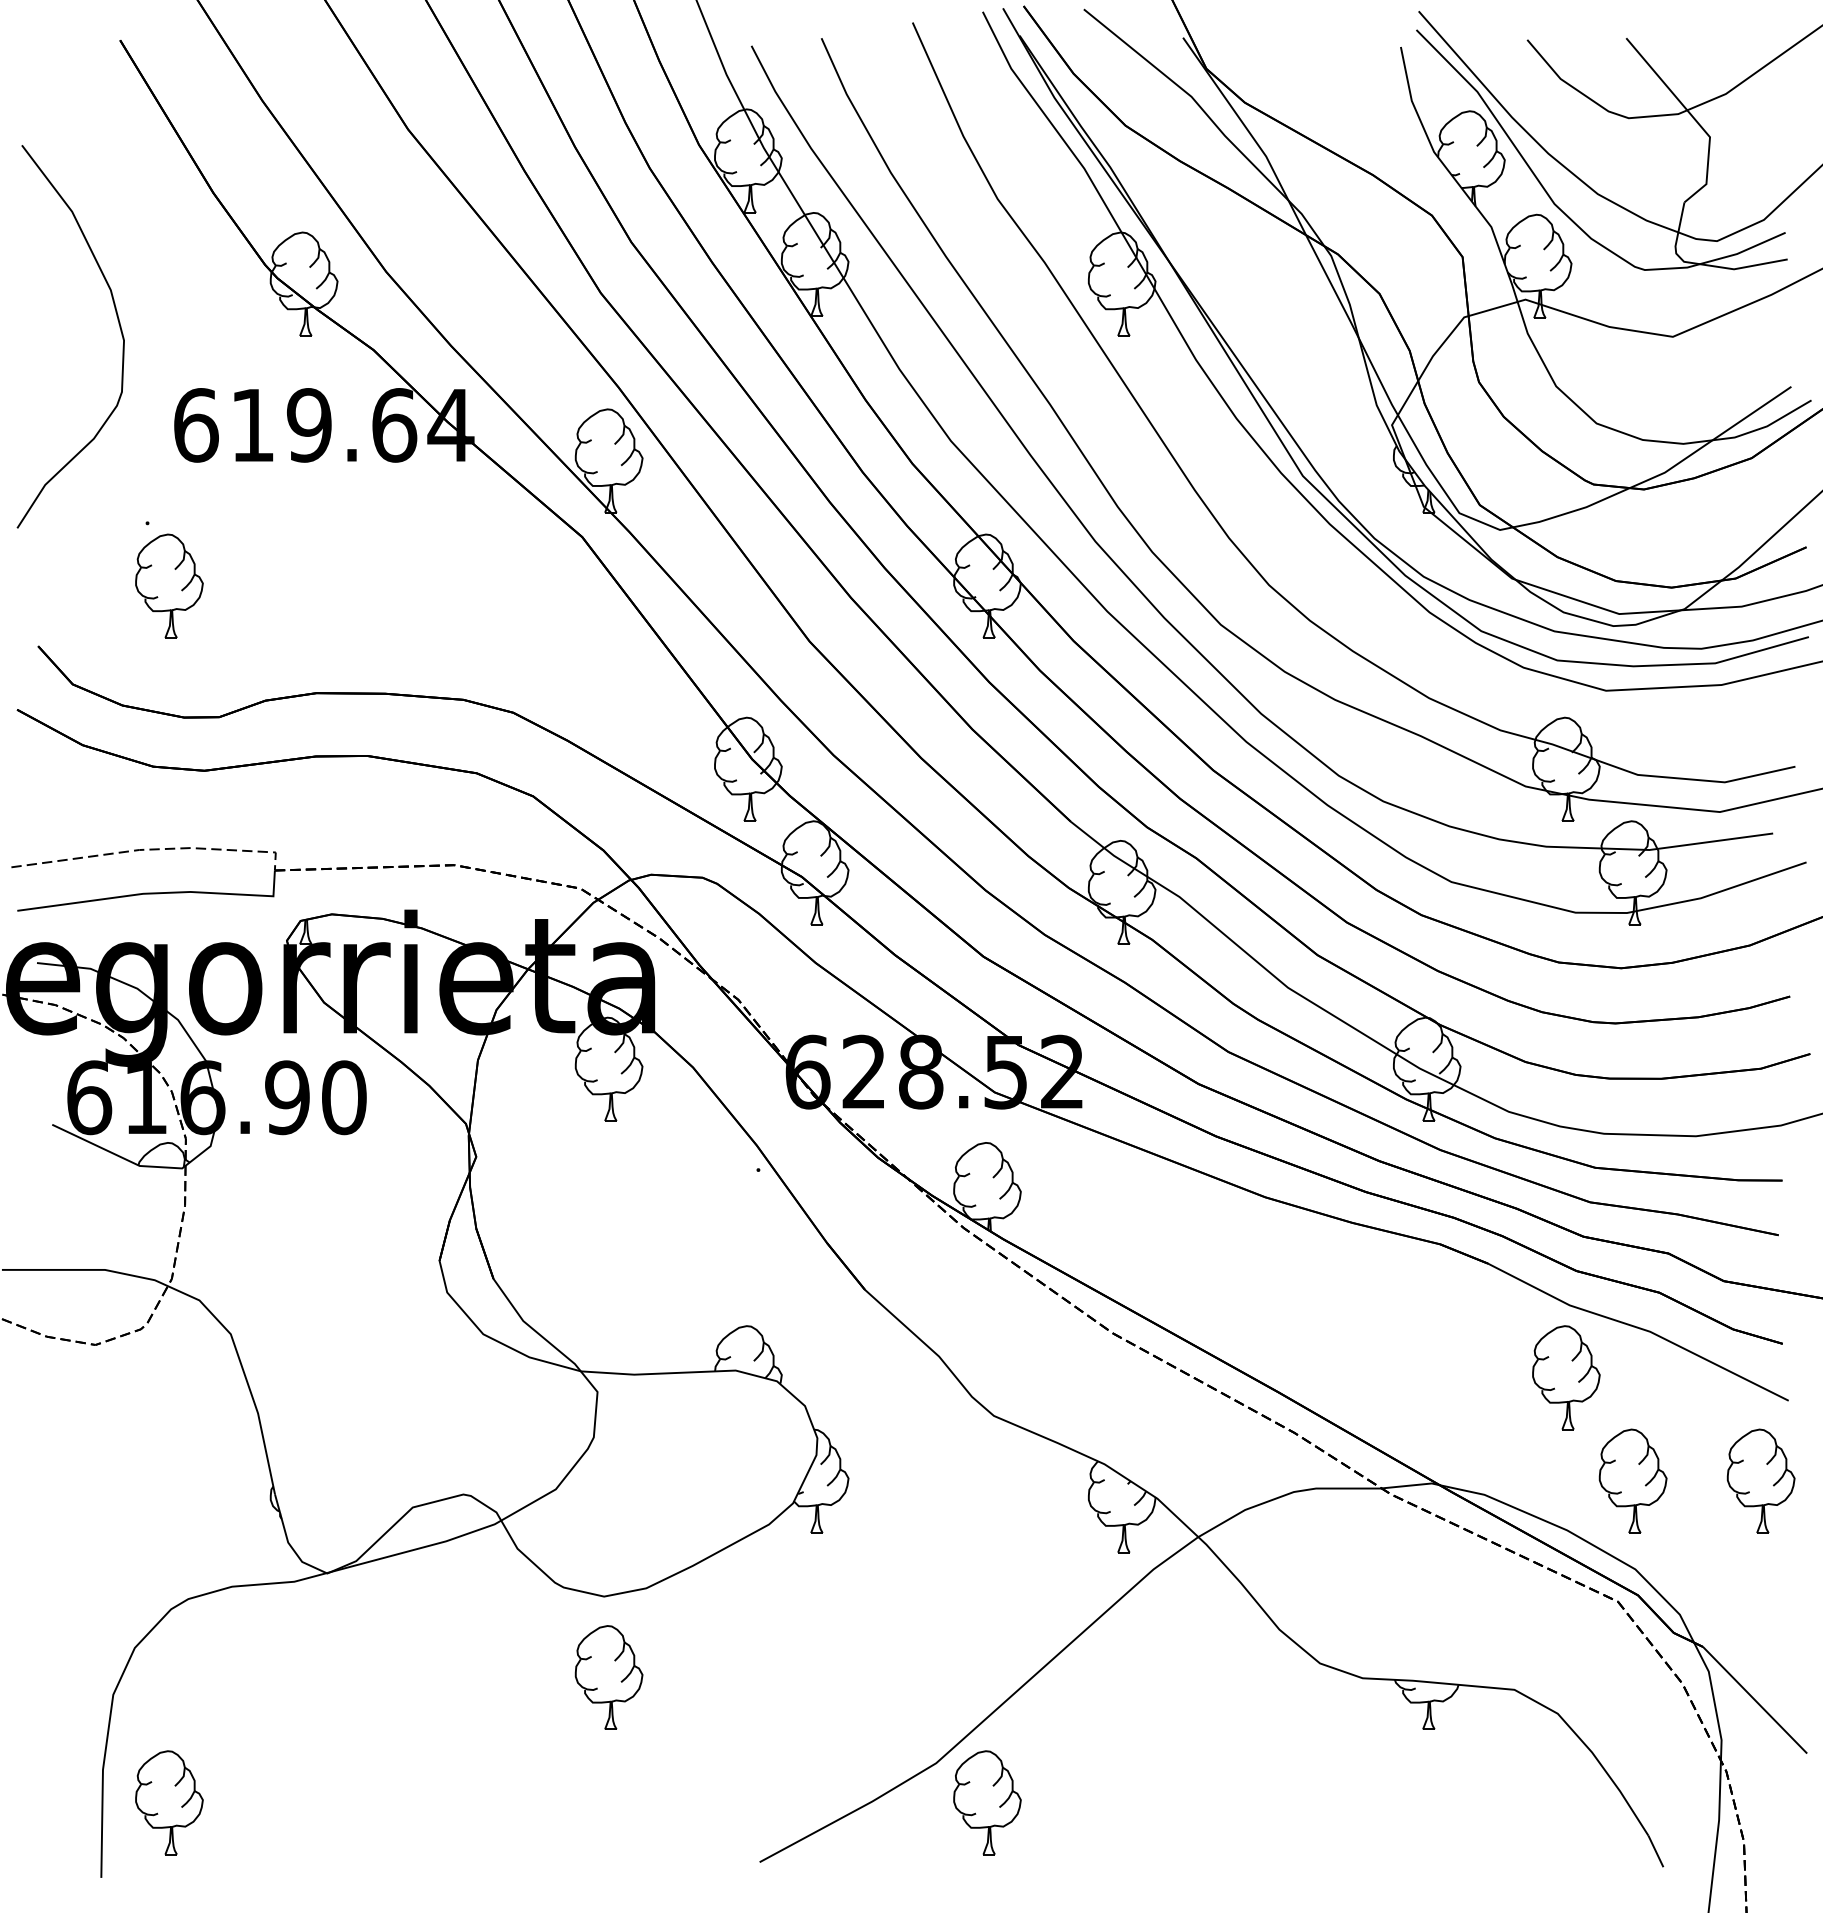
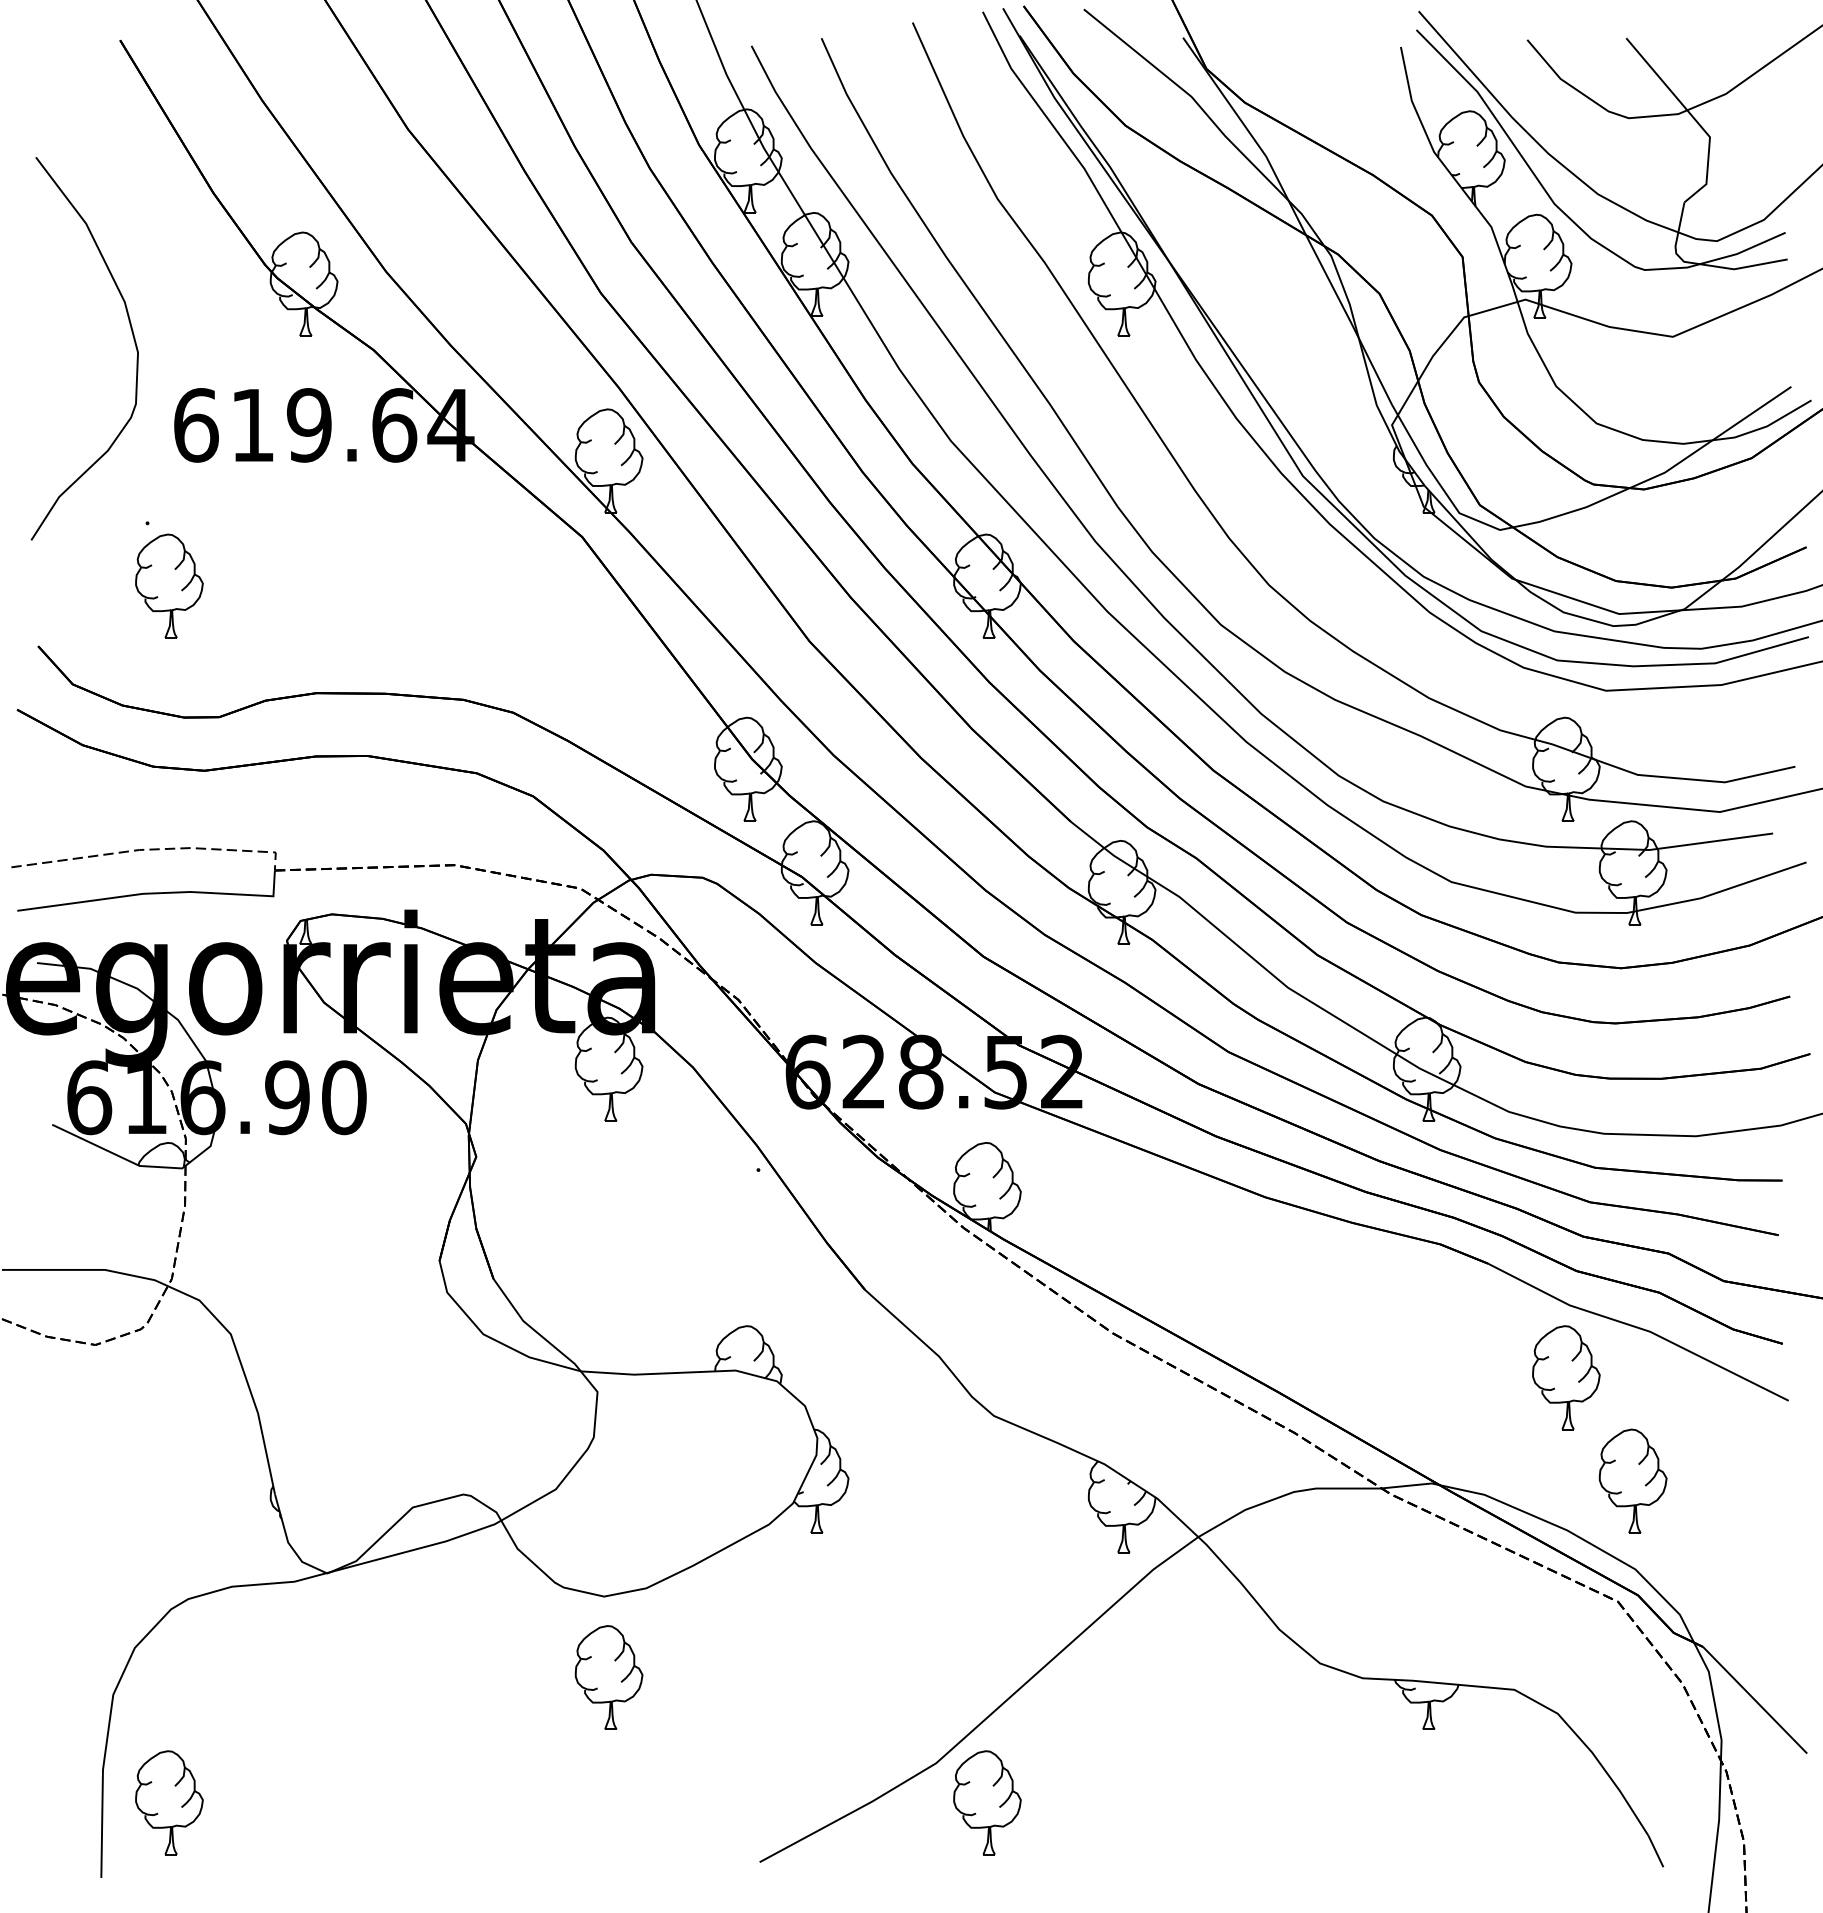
curve position: (118, 324) -> (132, 336) (132, 336)
part: present -> none (1760, 1480)
